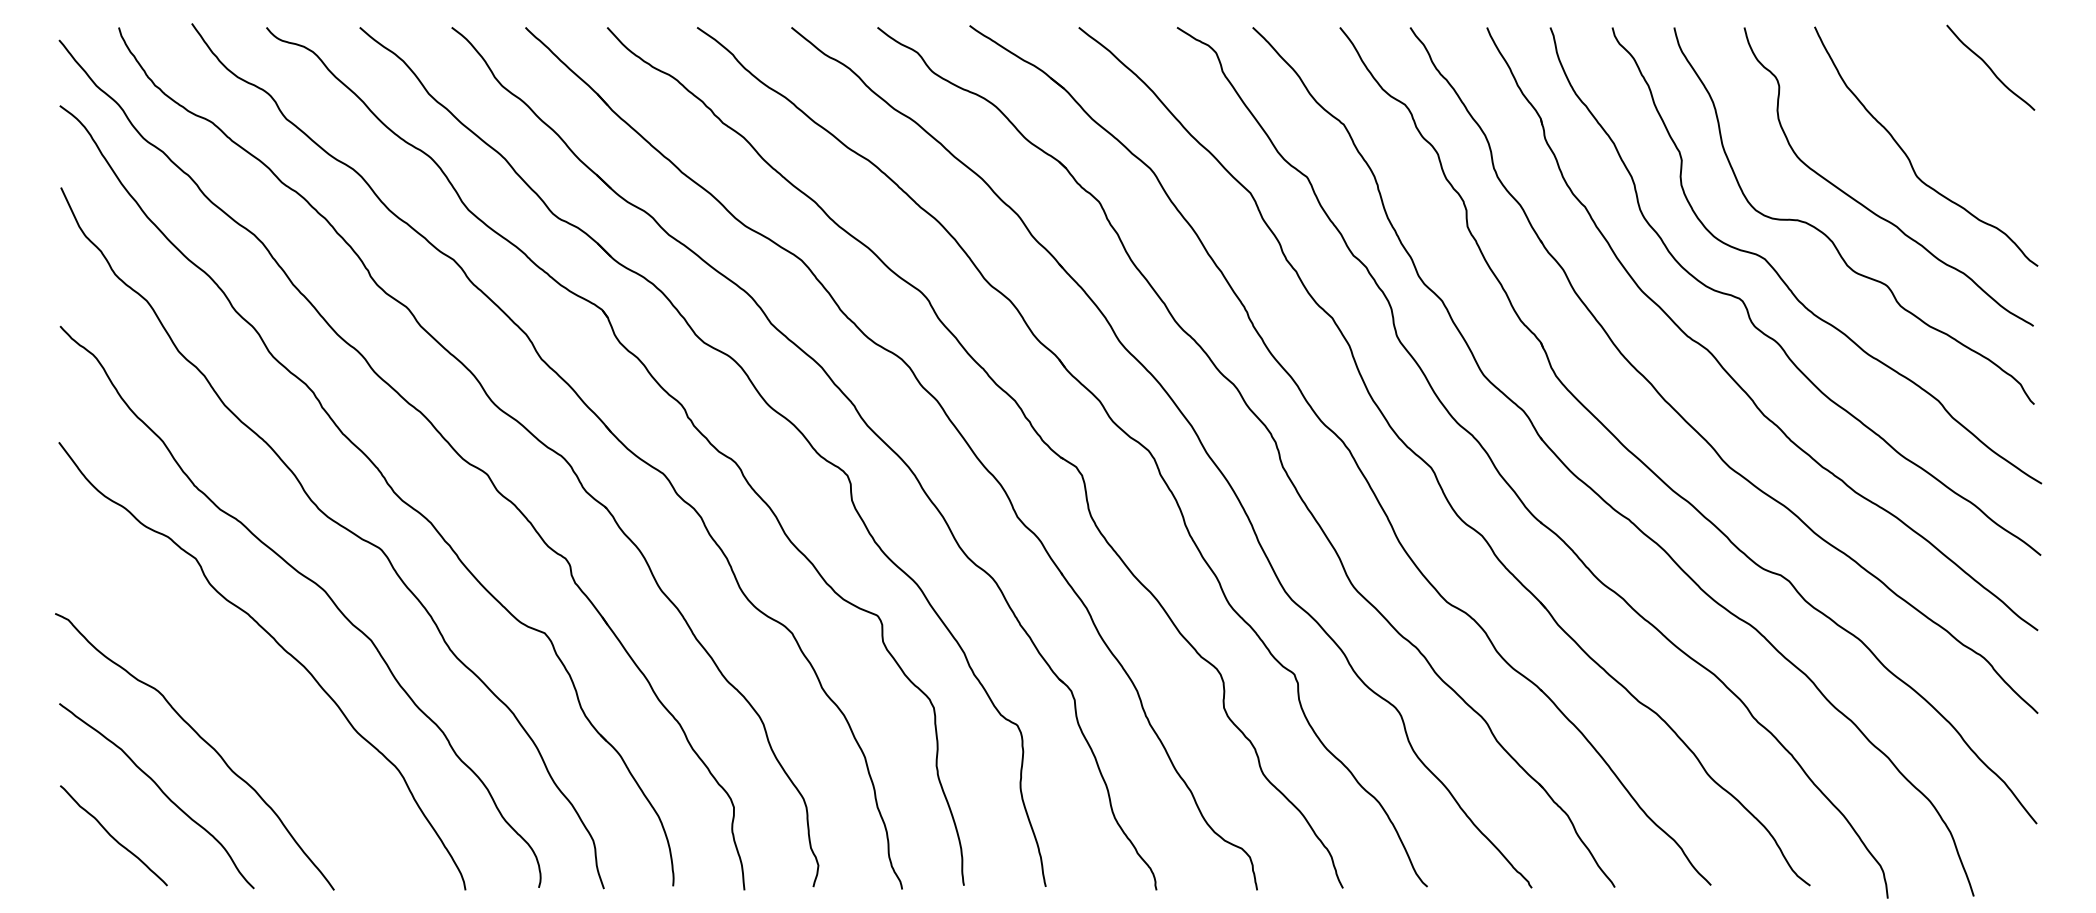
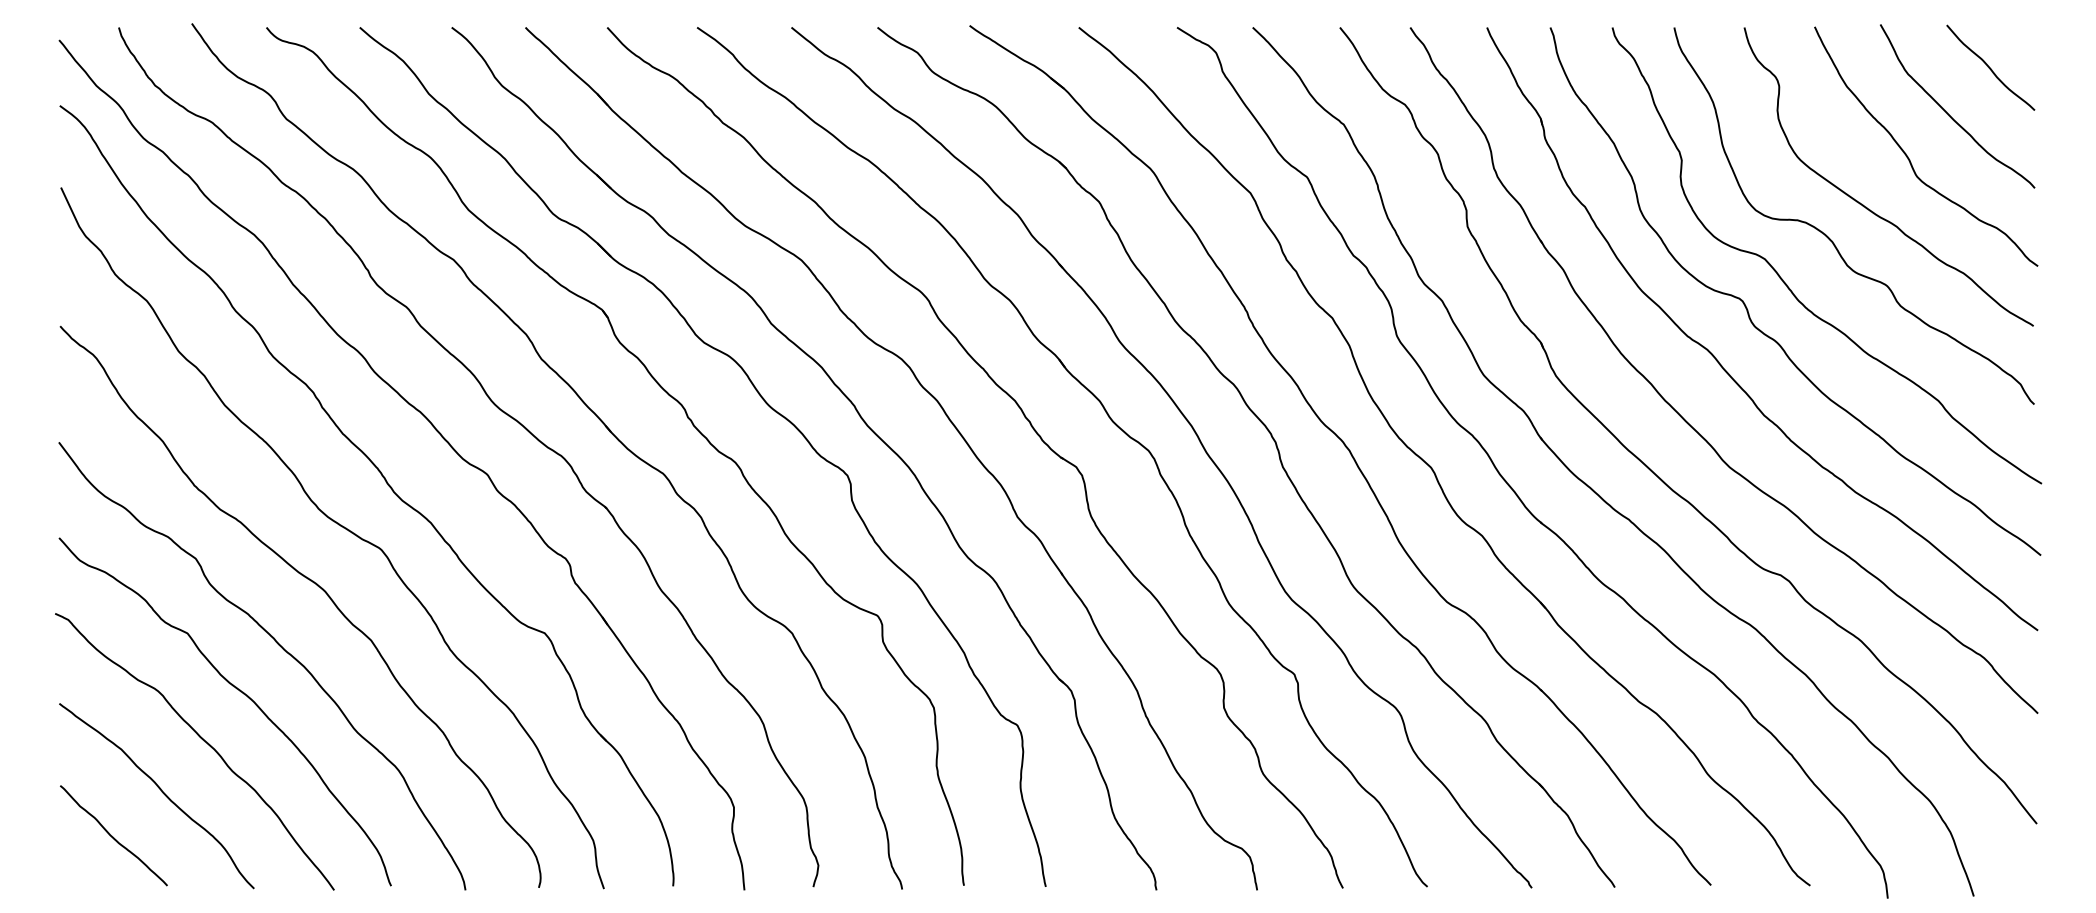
curve: none -> present (1949, 114)
curve: none -> present (240, 692)
